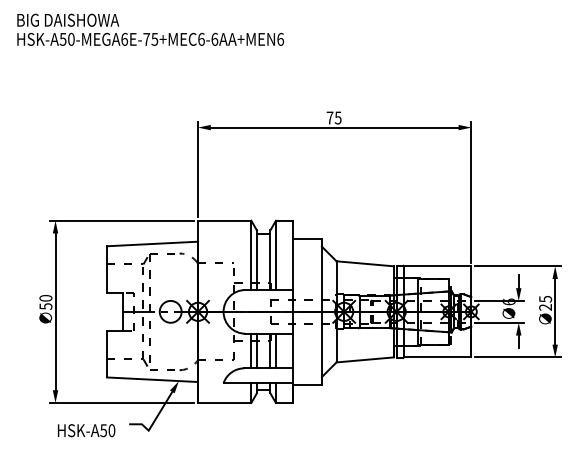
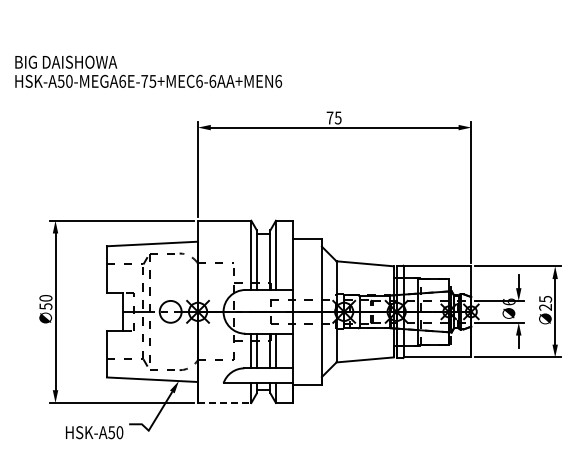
text position: (150, 29) -> (148, 71) (148, 71)
line: solid -> dashed (224, 402)
text position: (86, 430) -> (94, 432) (94, 432)
